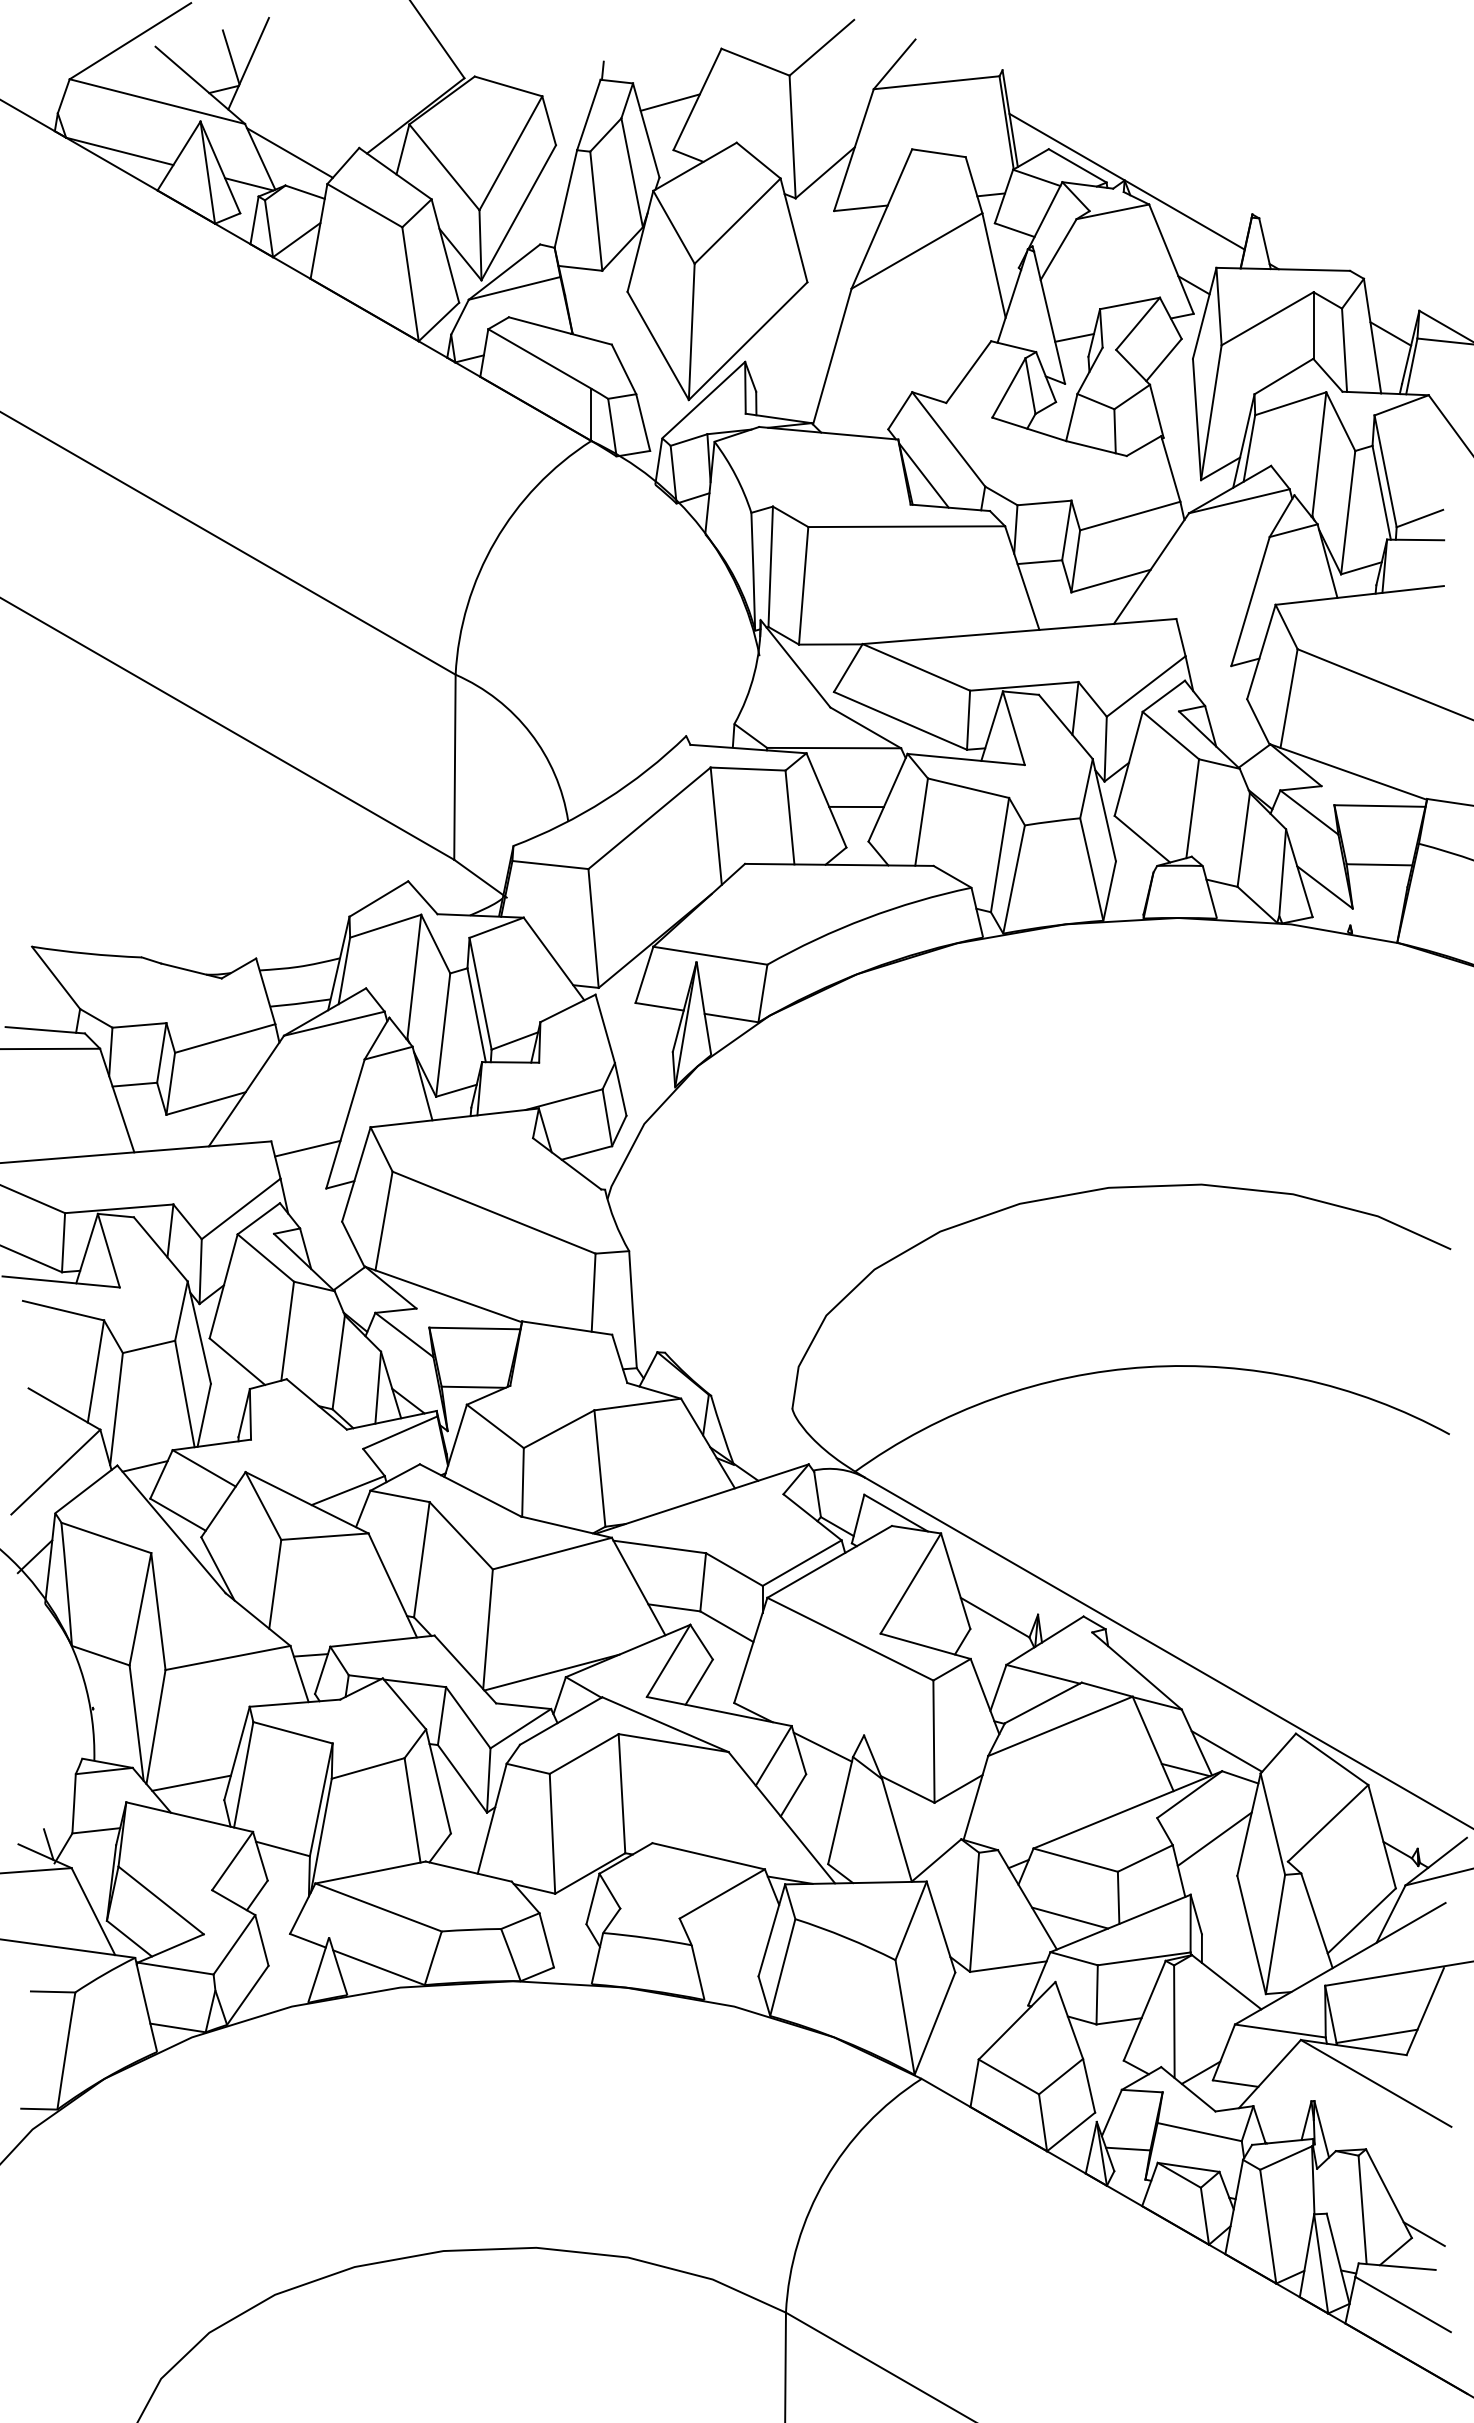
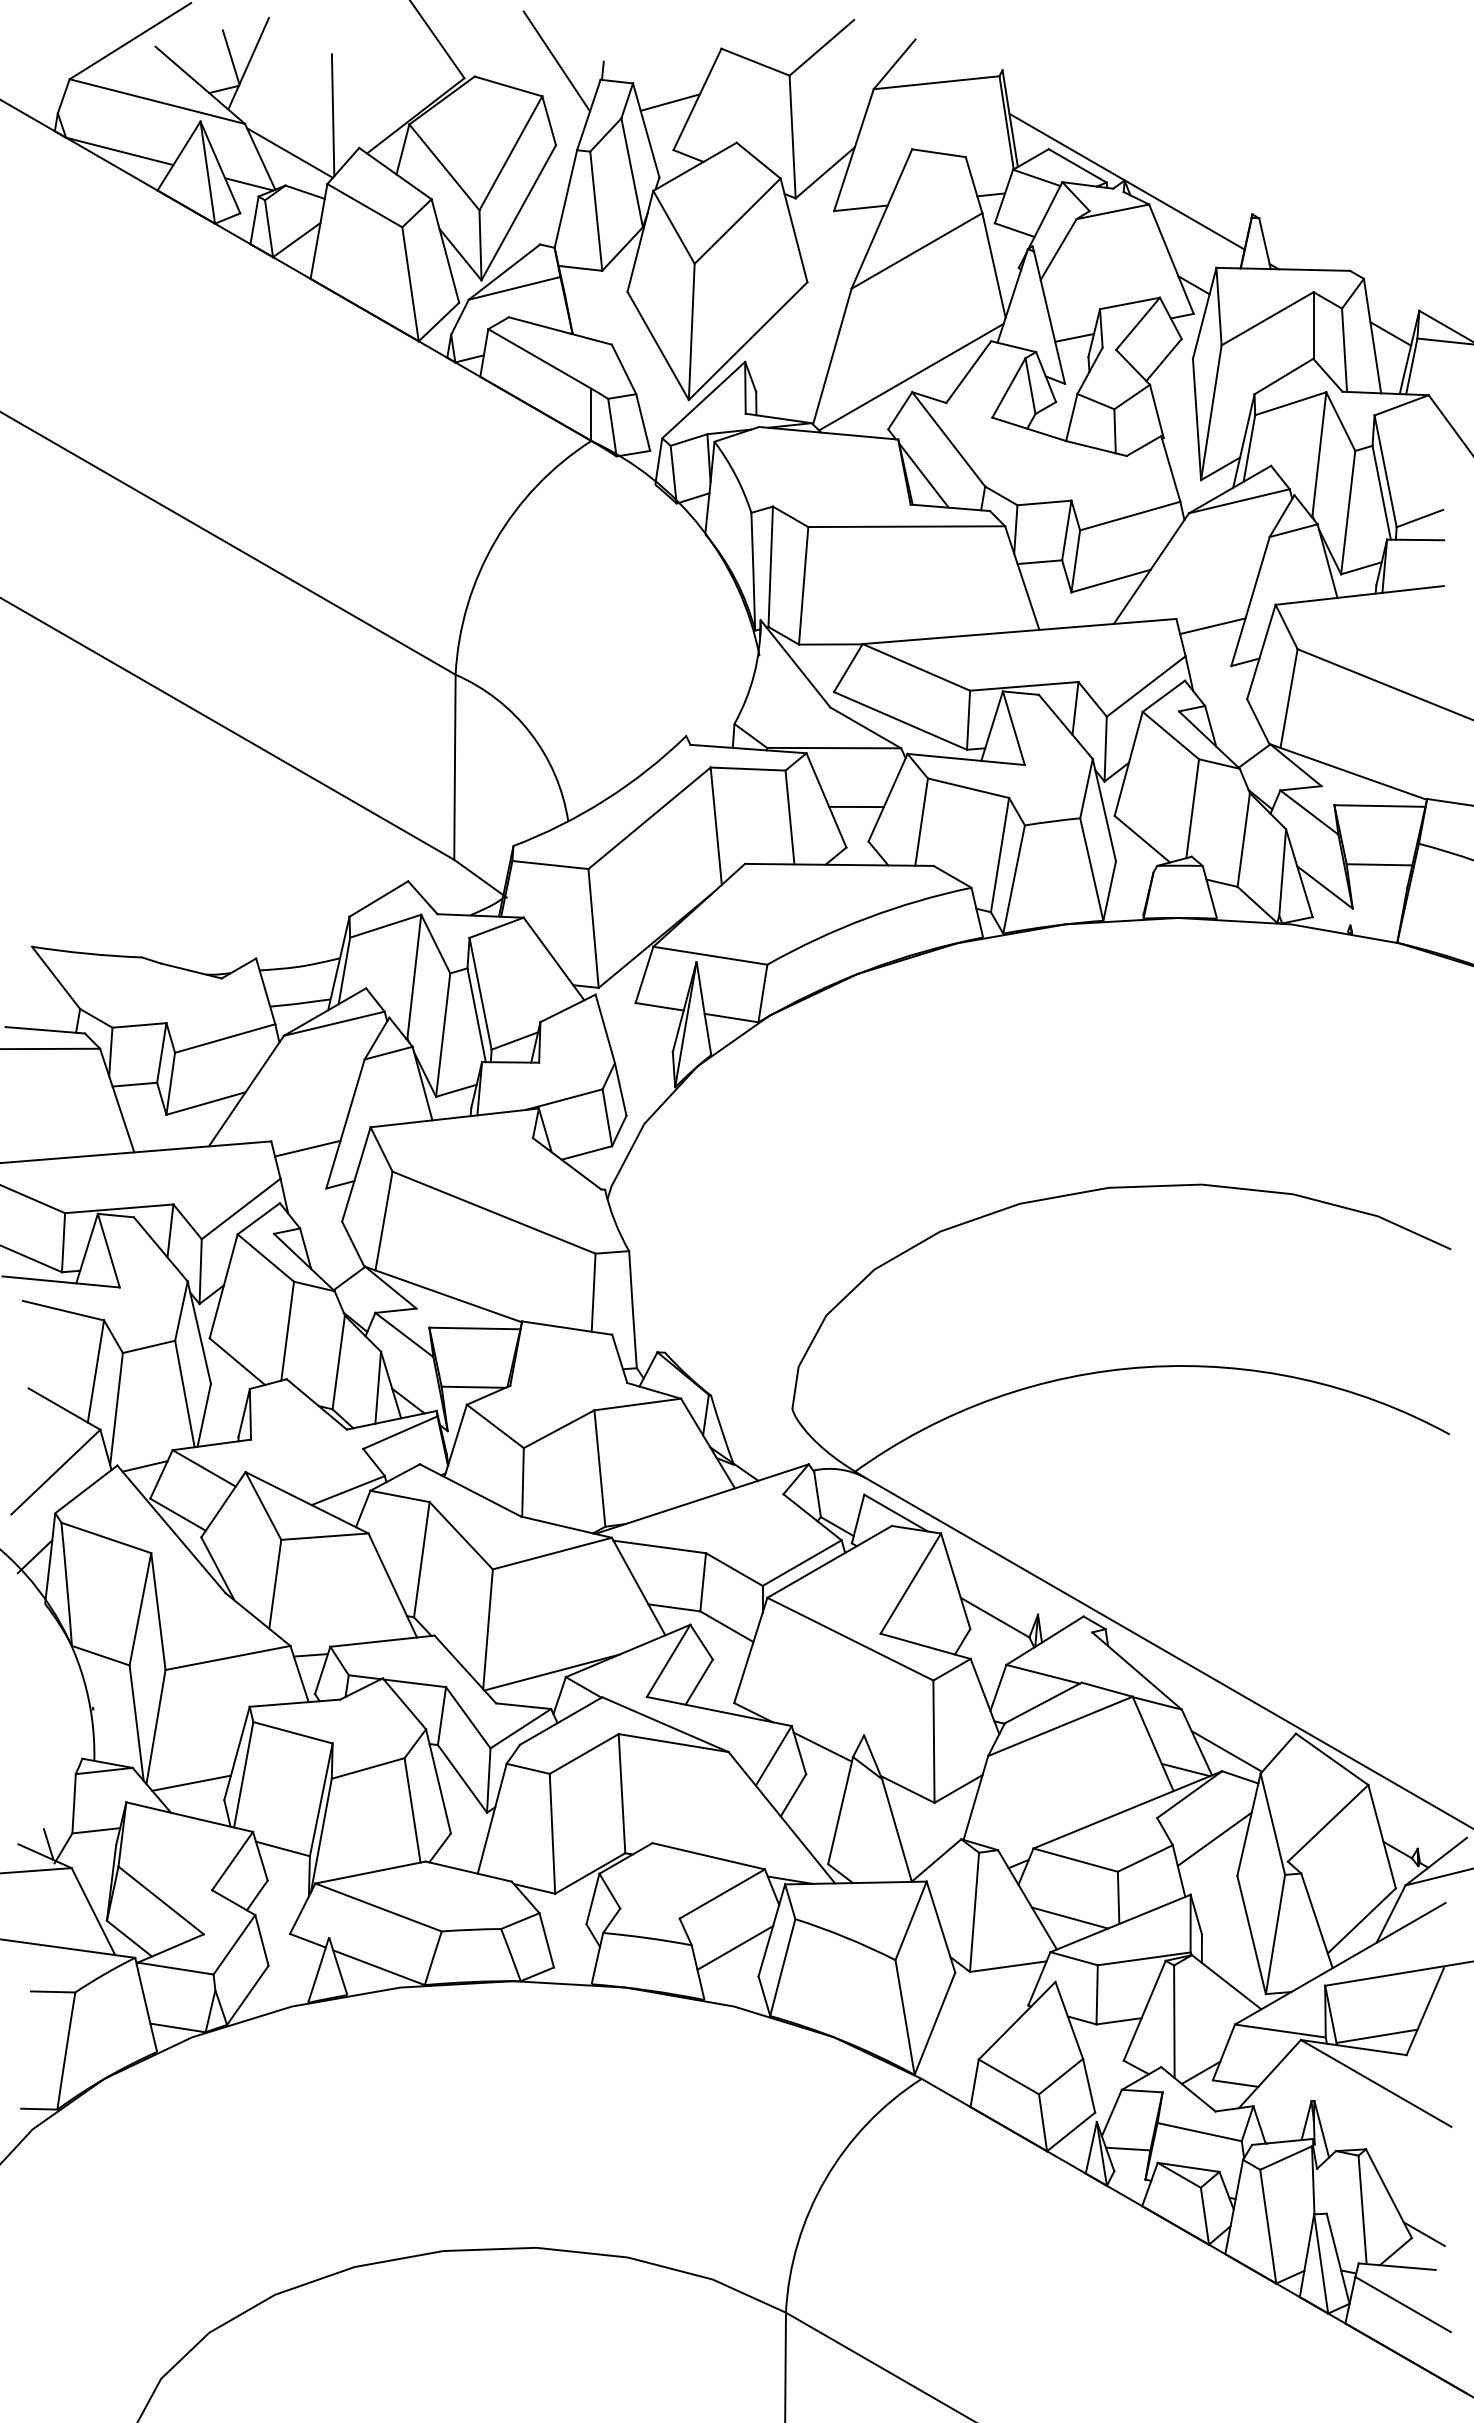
line: none -> present (556, 61)
line: none -> present (332, 115)
line: none -> present (911, 376)
line: none -> present (1212, 626)
line: none -> present (735, 1947)
